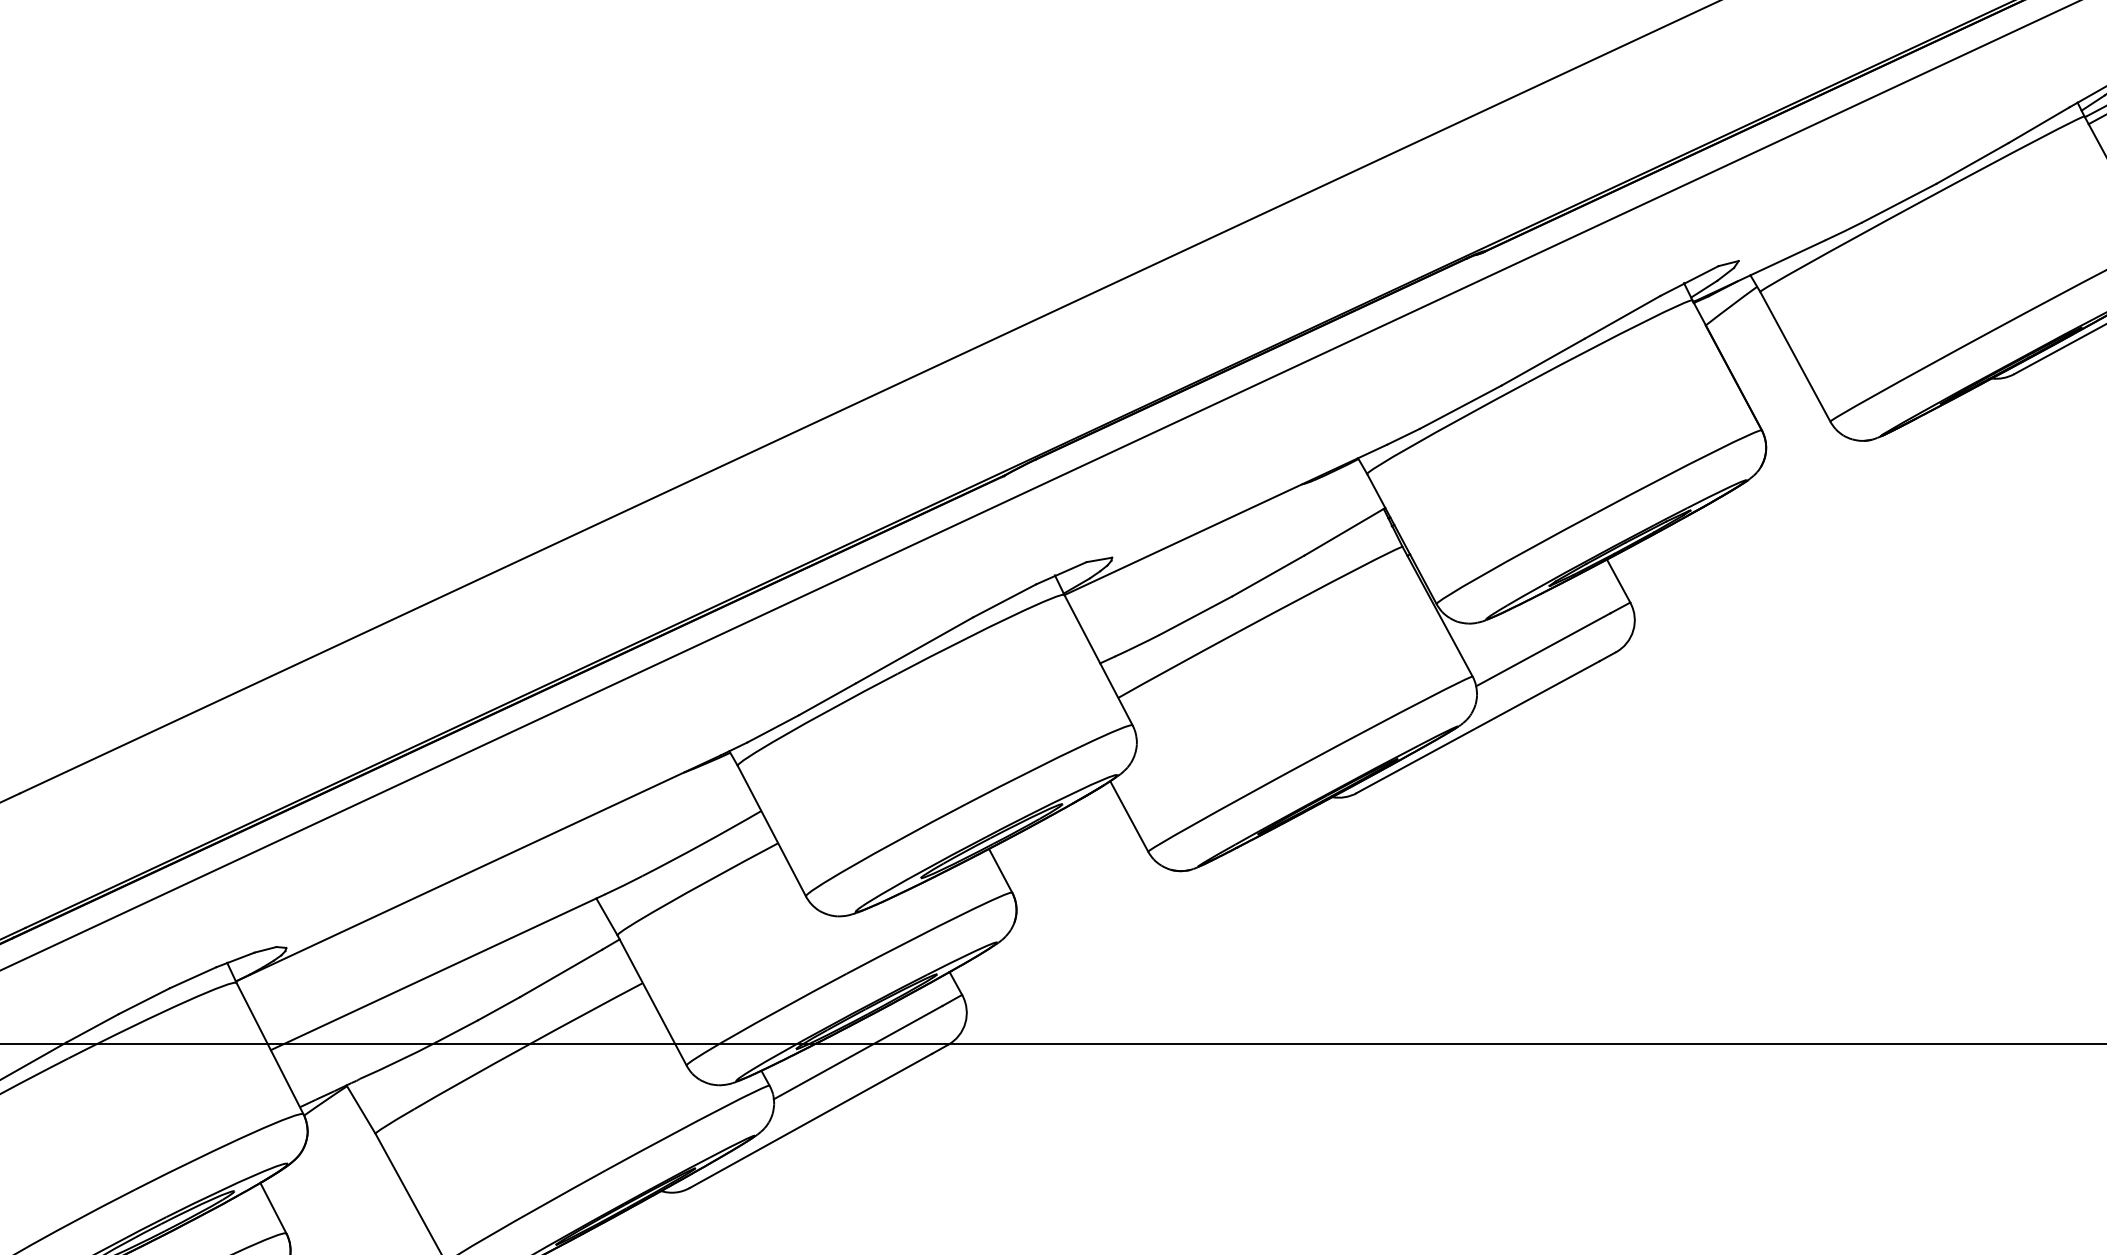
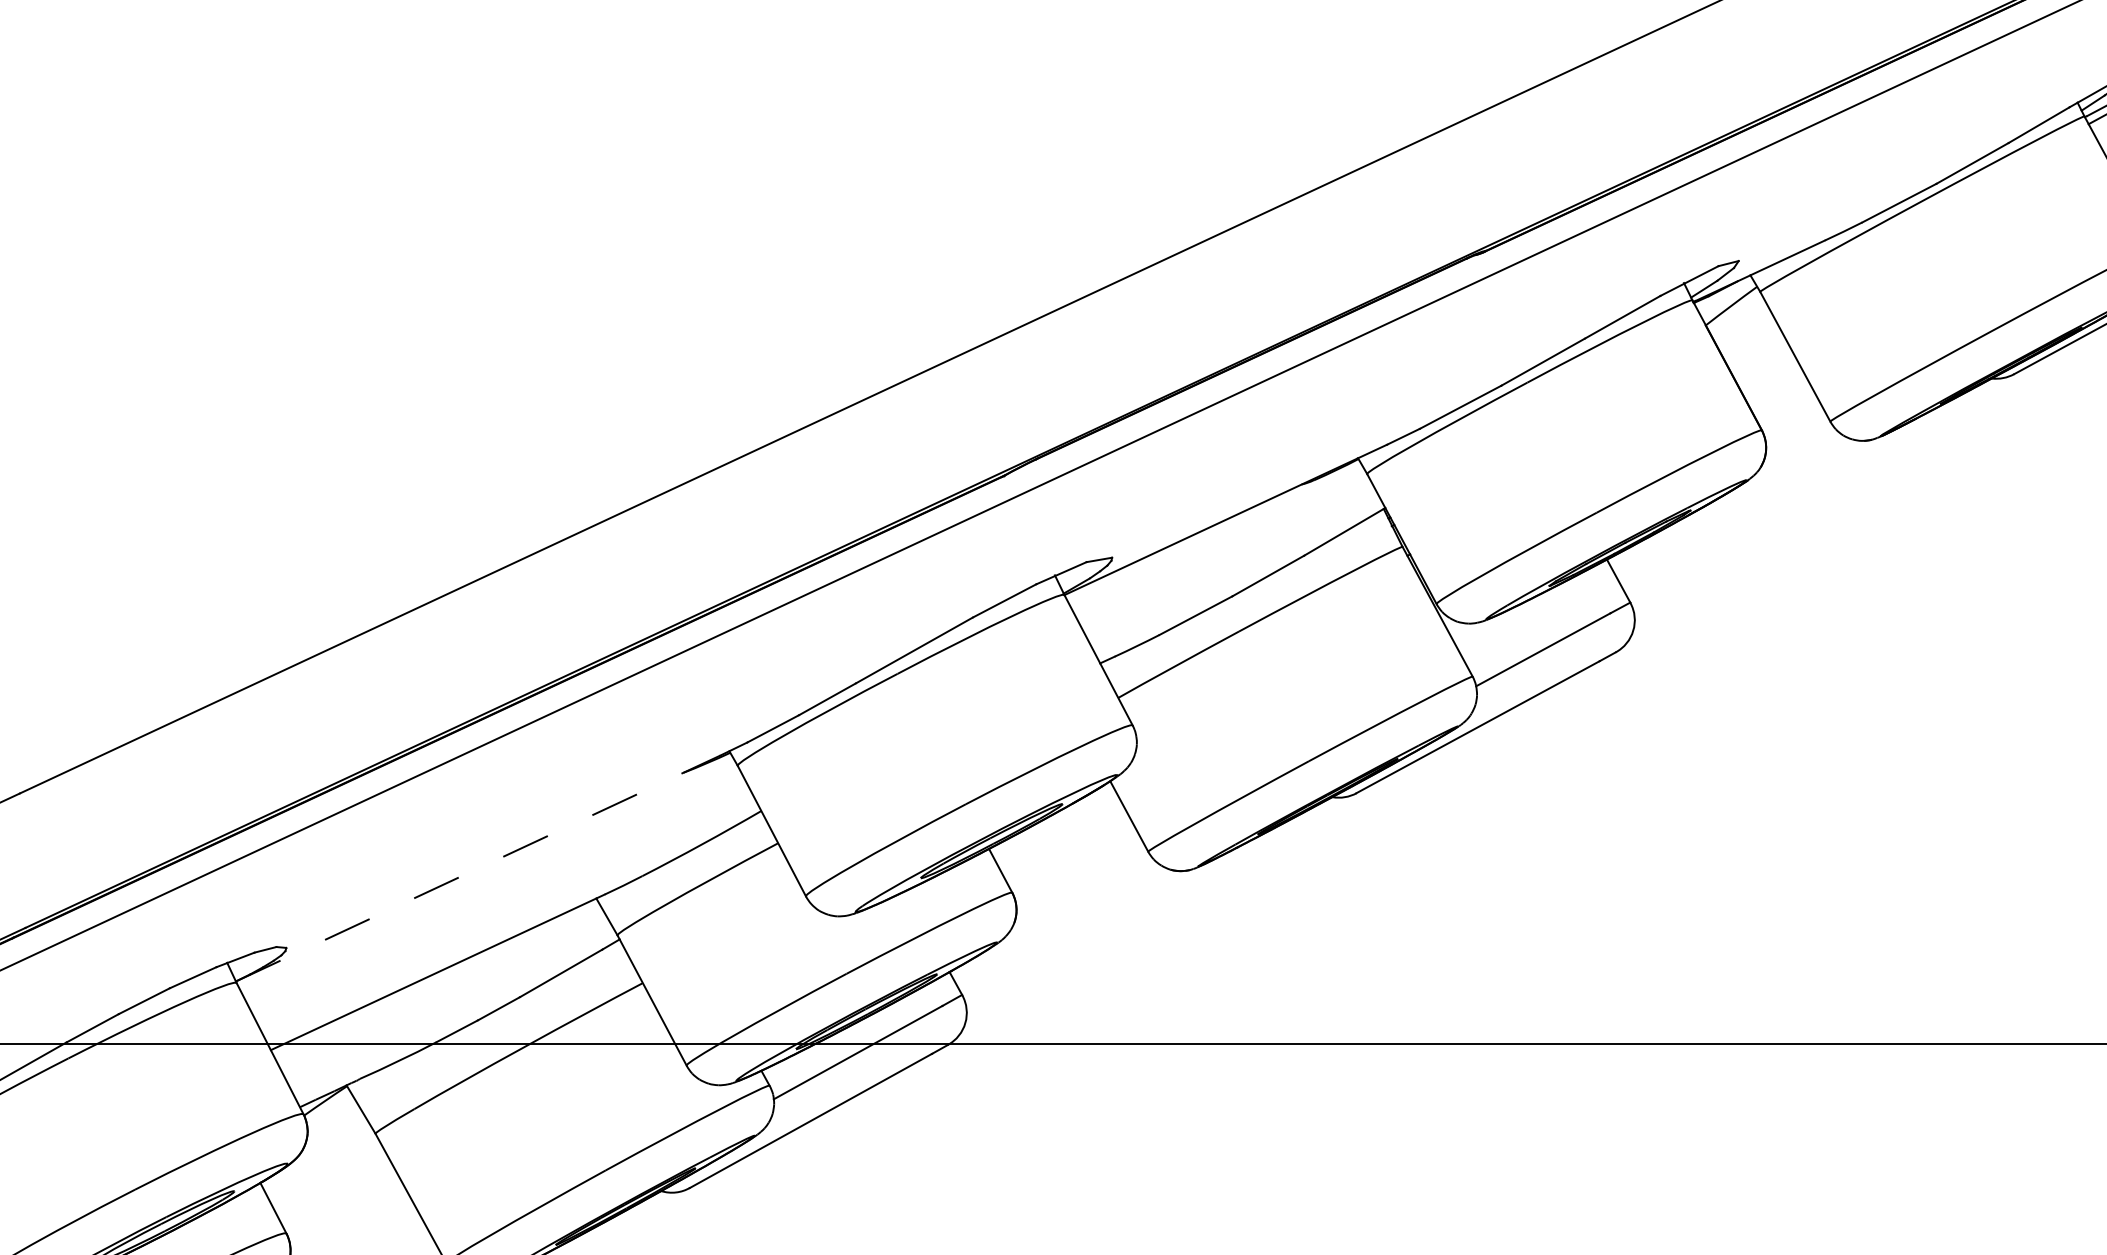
line: solid -> dashed (478, 868)
